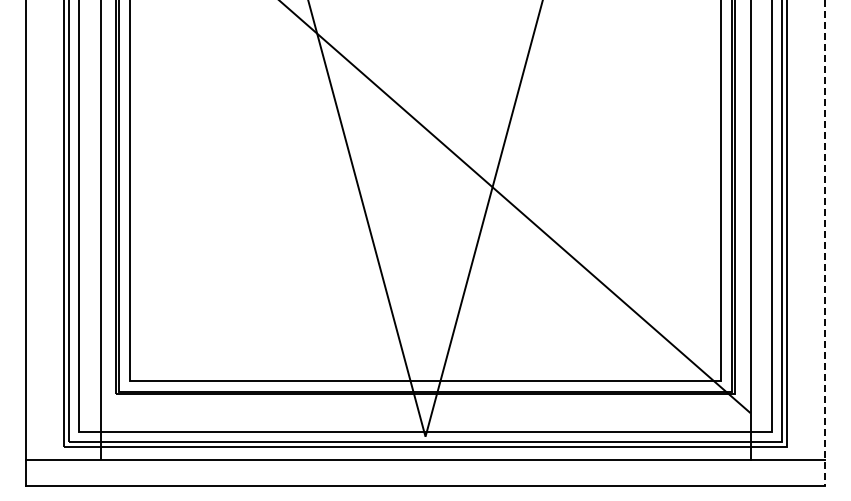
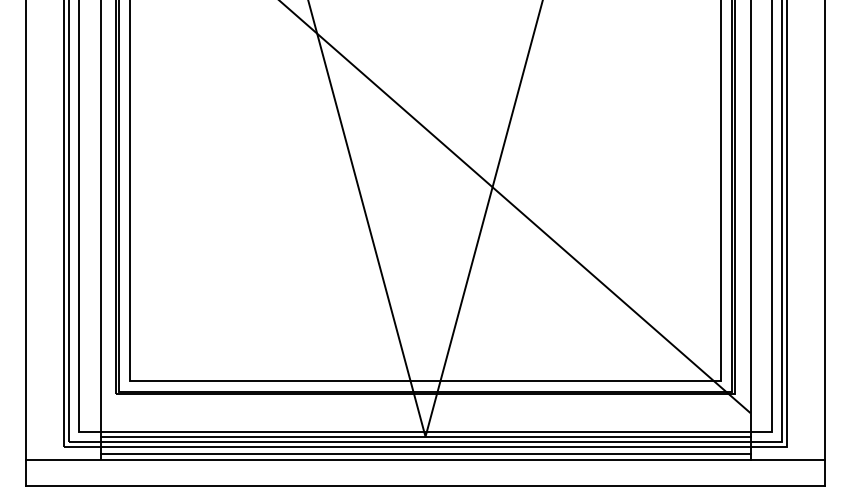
line: dashed -> solid (825, 242)
line: none -> present (425, 436)
line: none -> present (425, 454)
